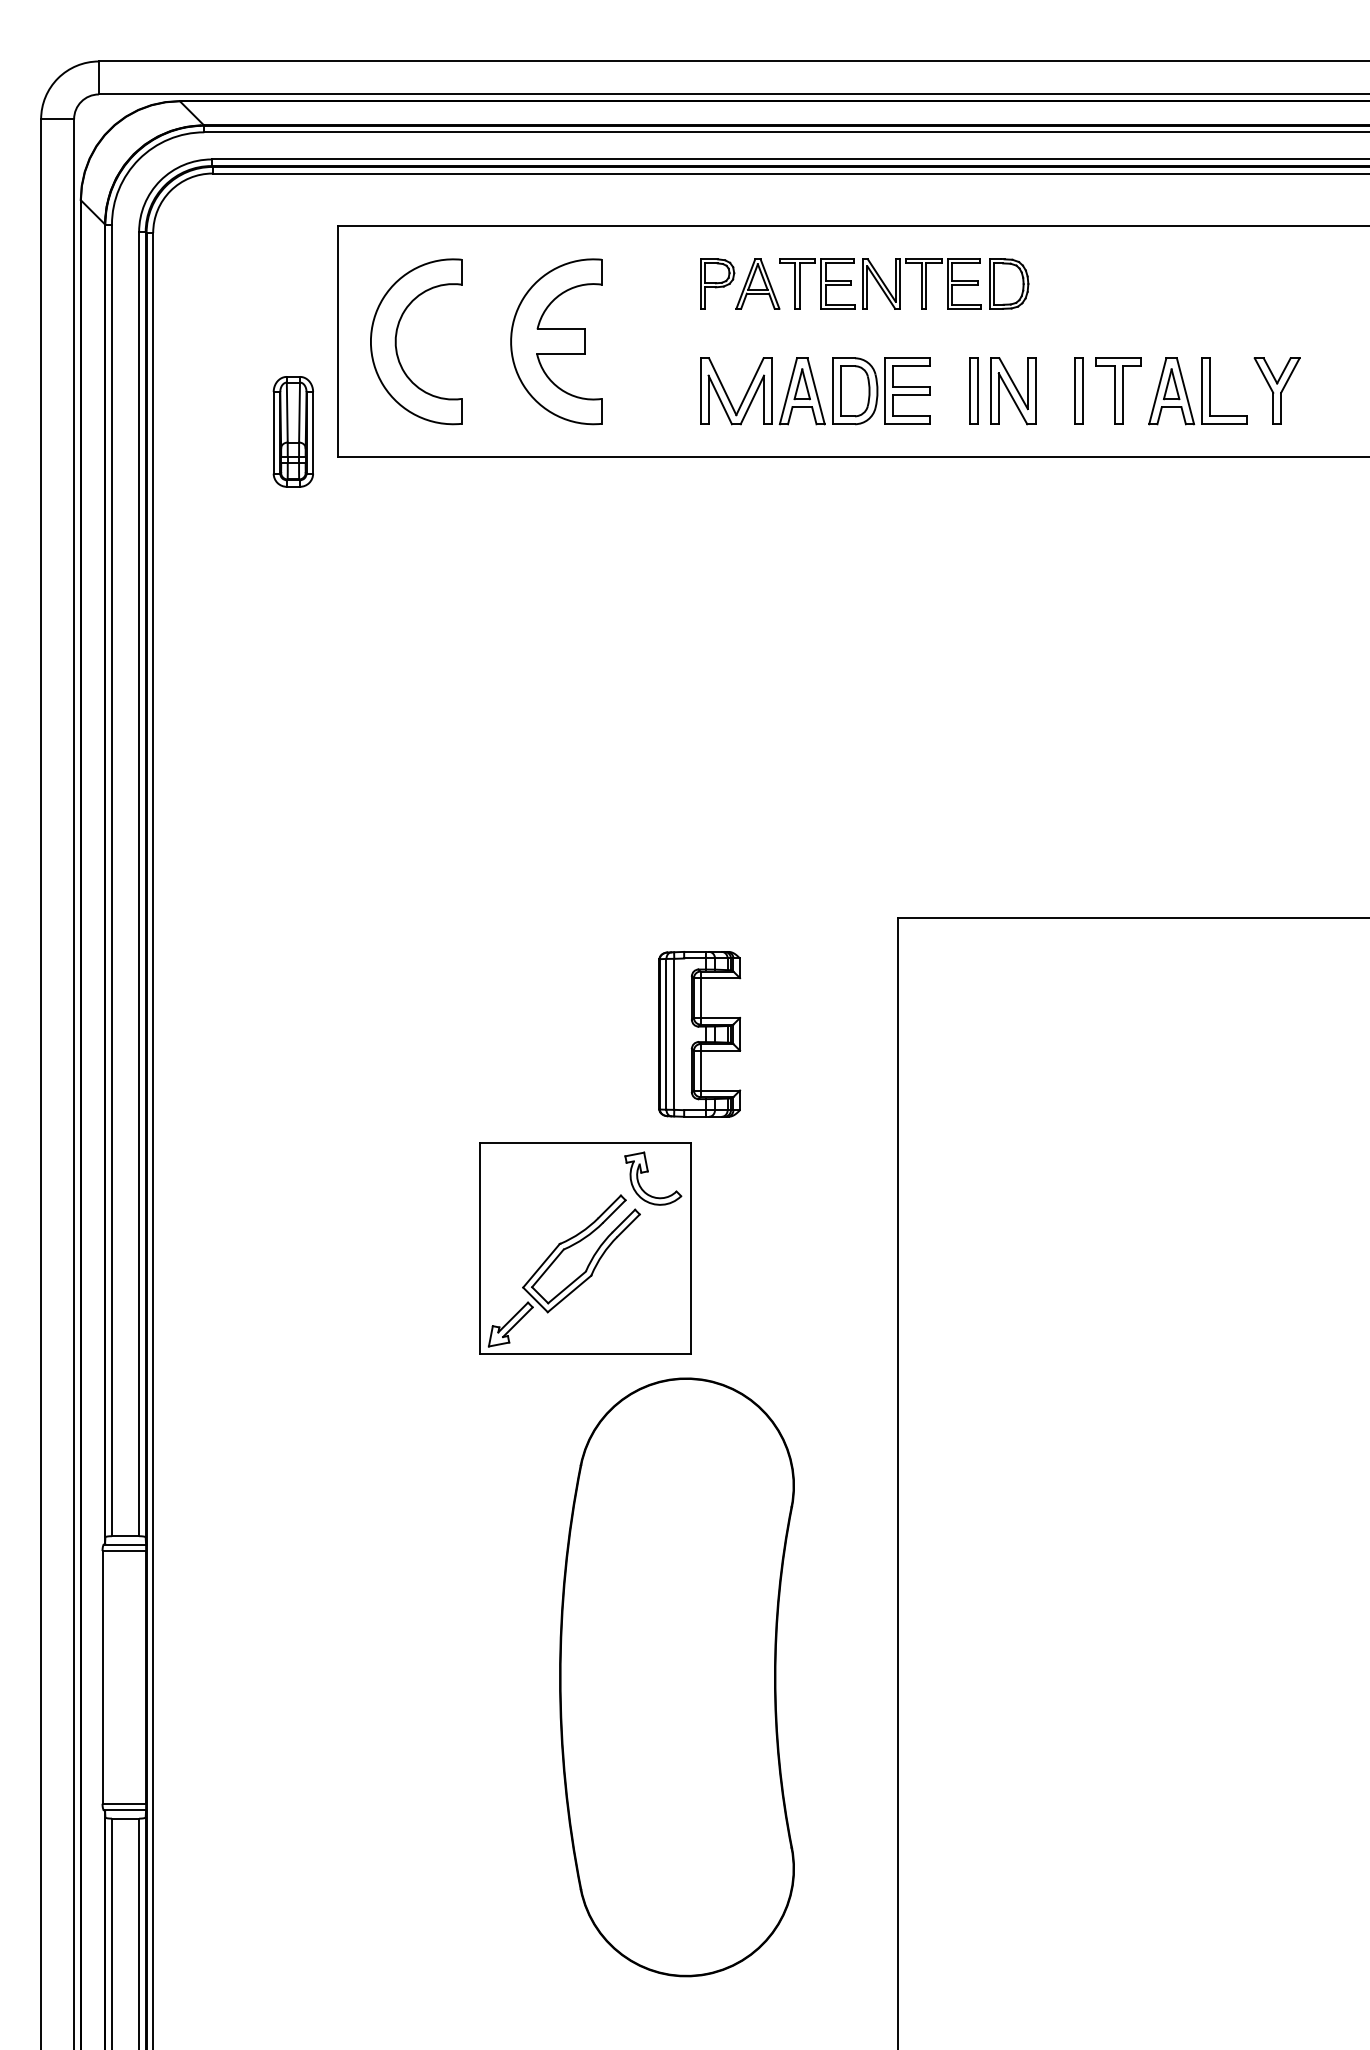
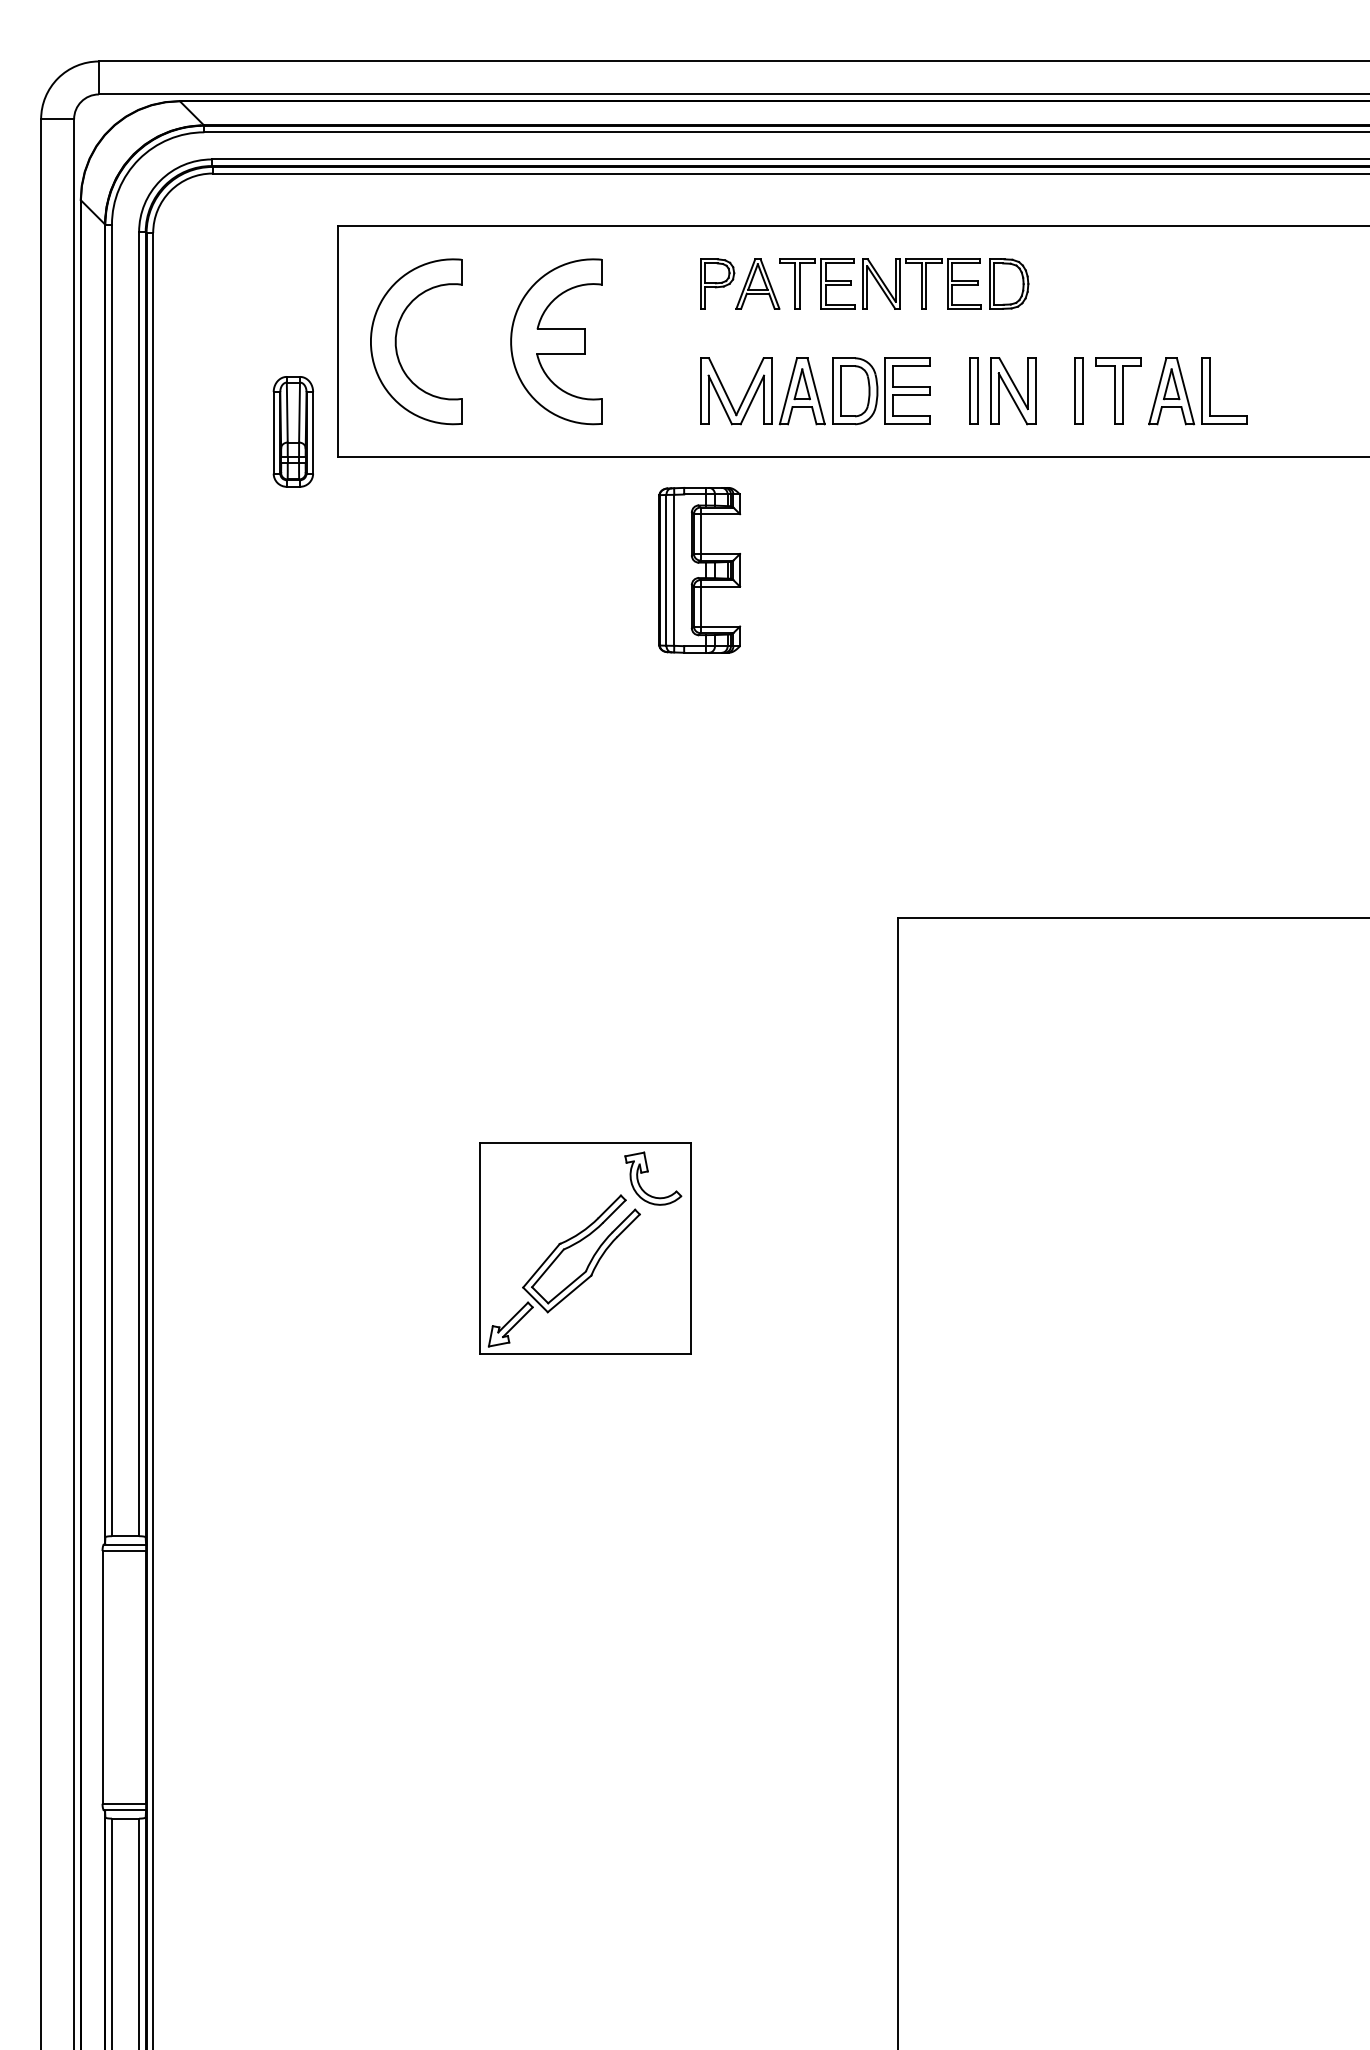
part: present -> none (1276, 390)
part position: (699, 1034) -> (699, 570) (699, 570)
part: present -> none (676, 1677)
